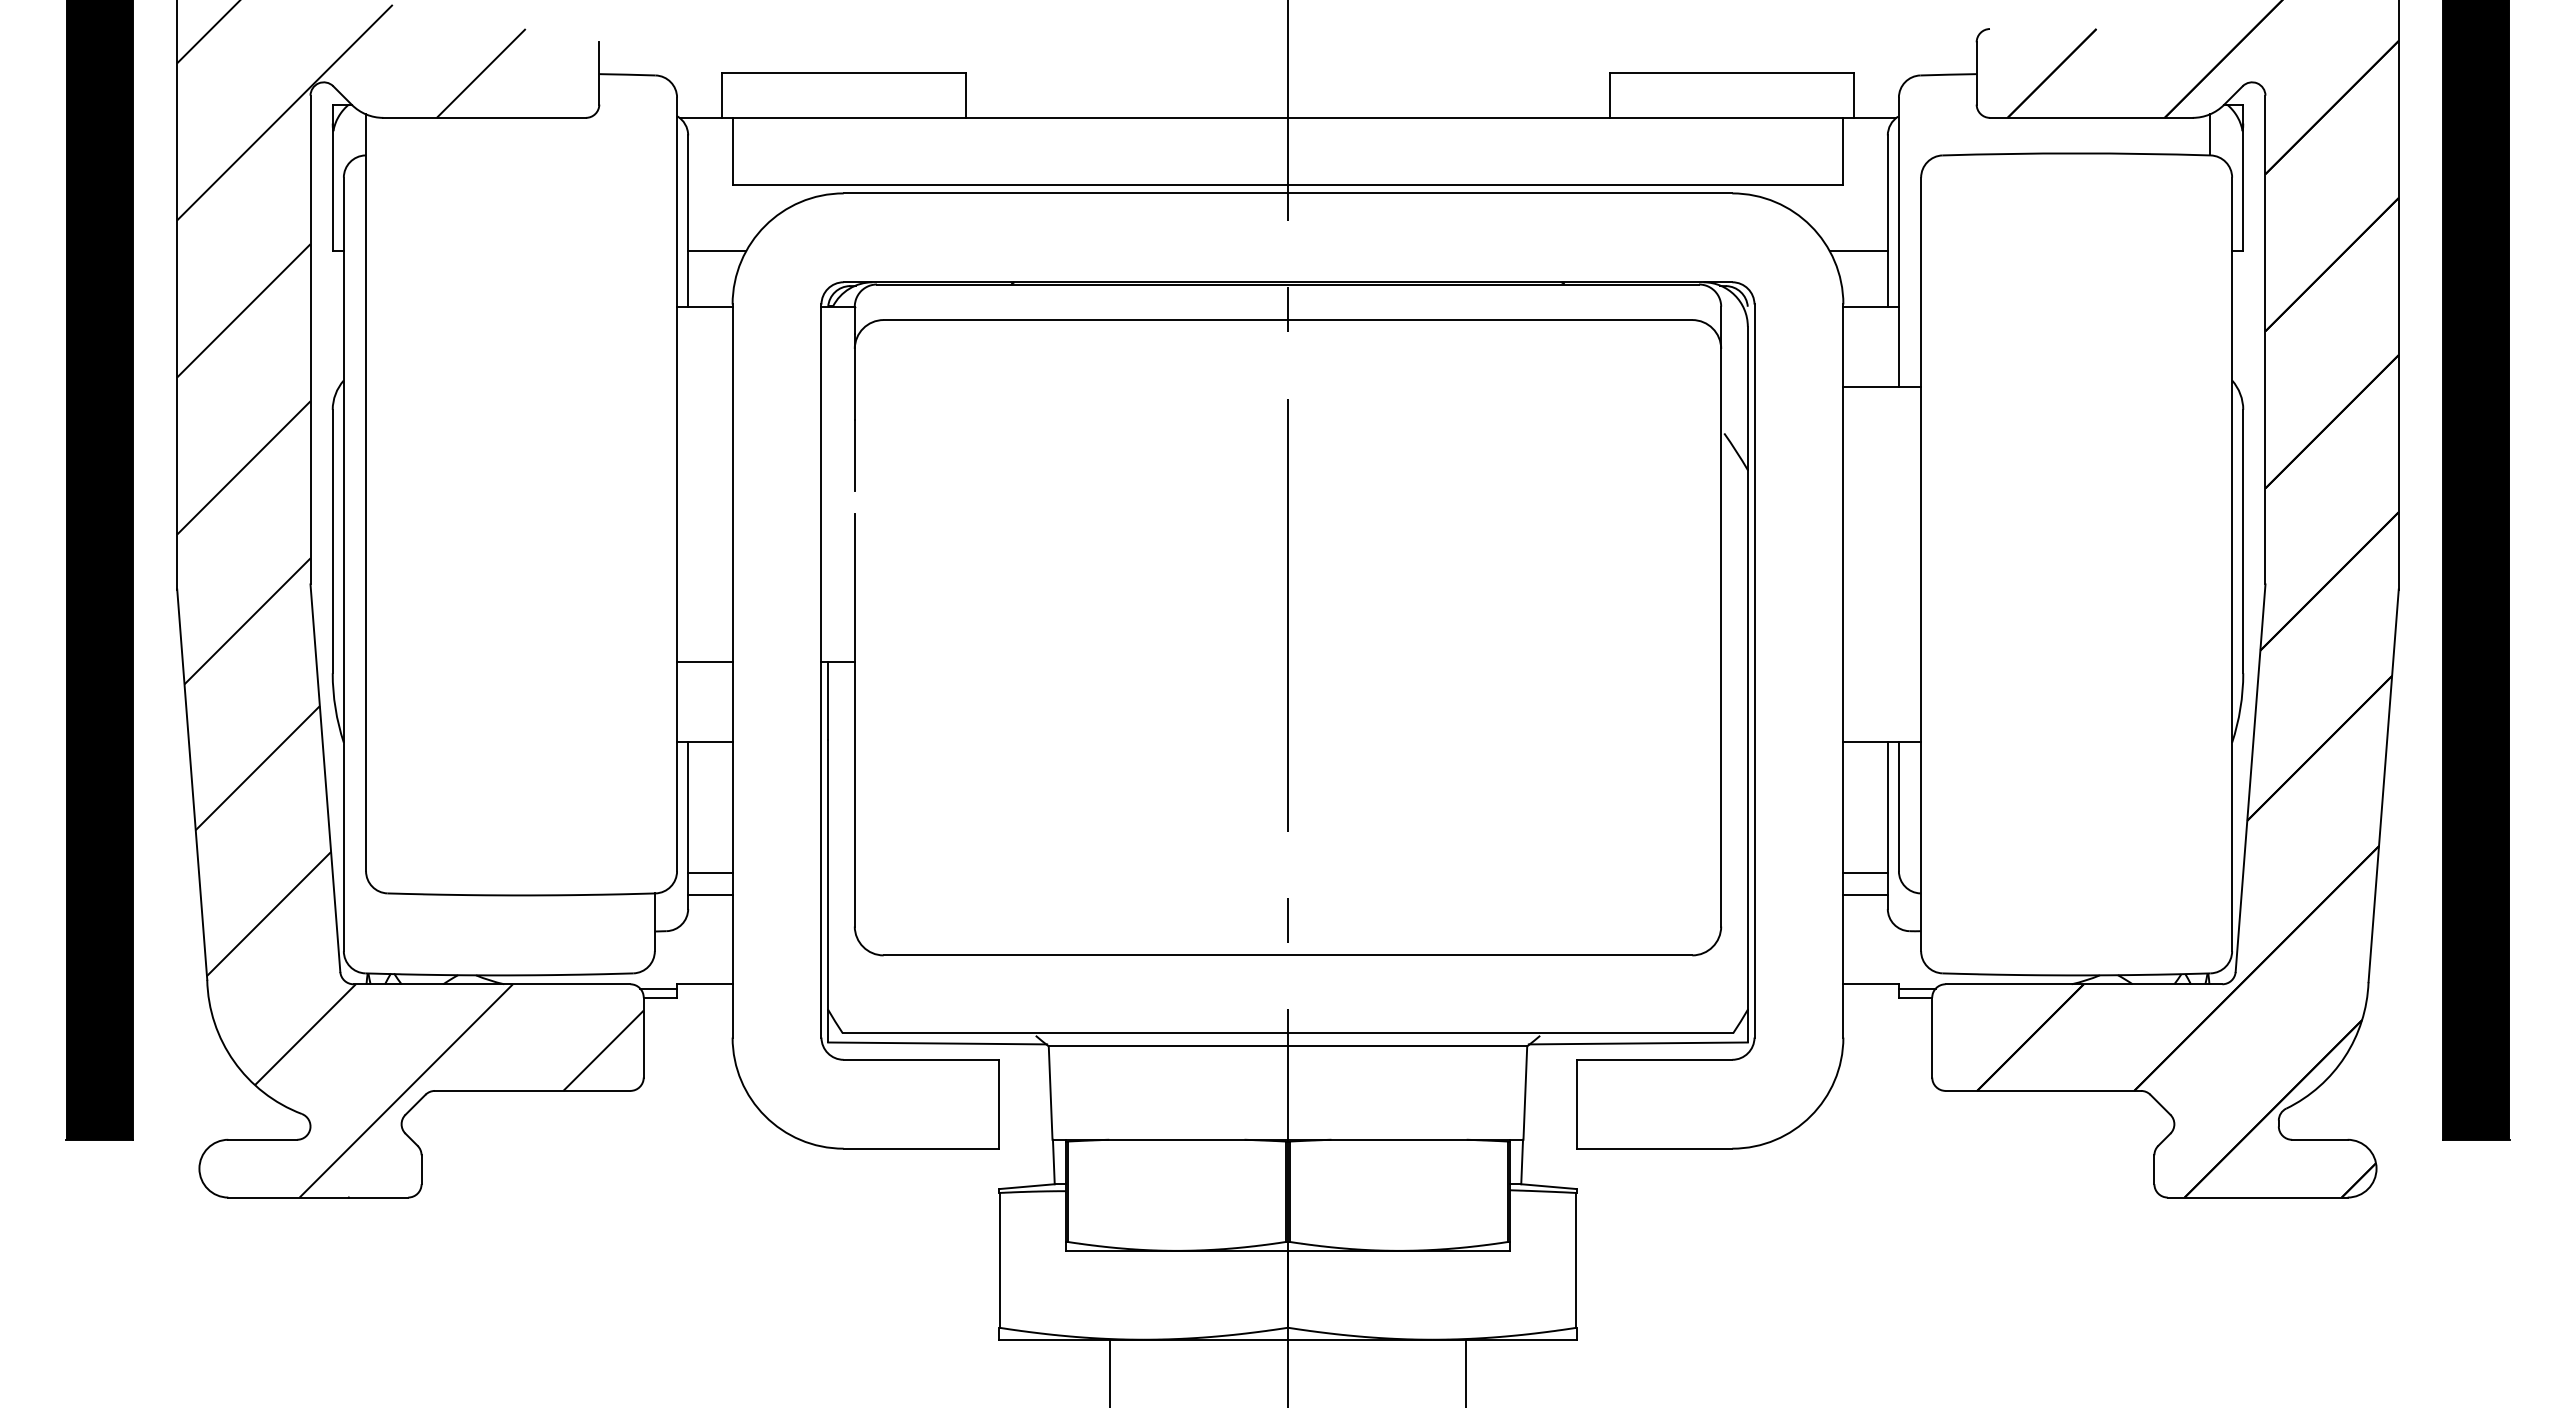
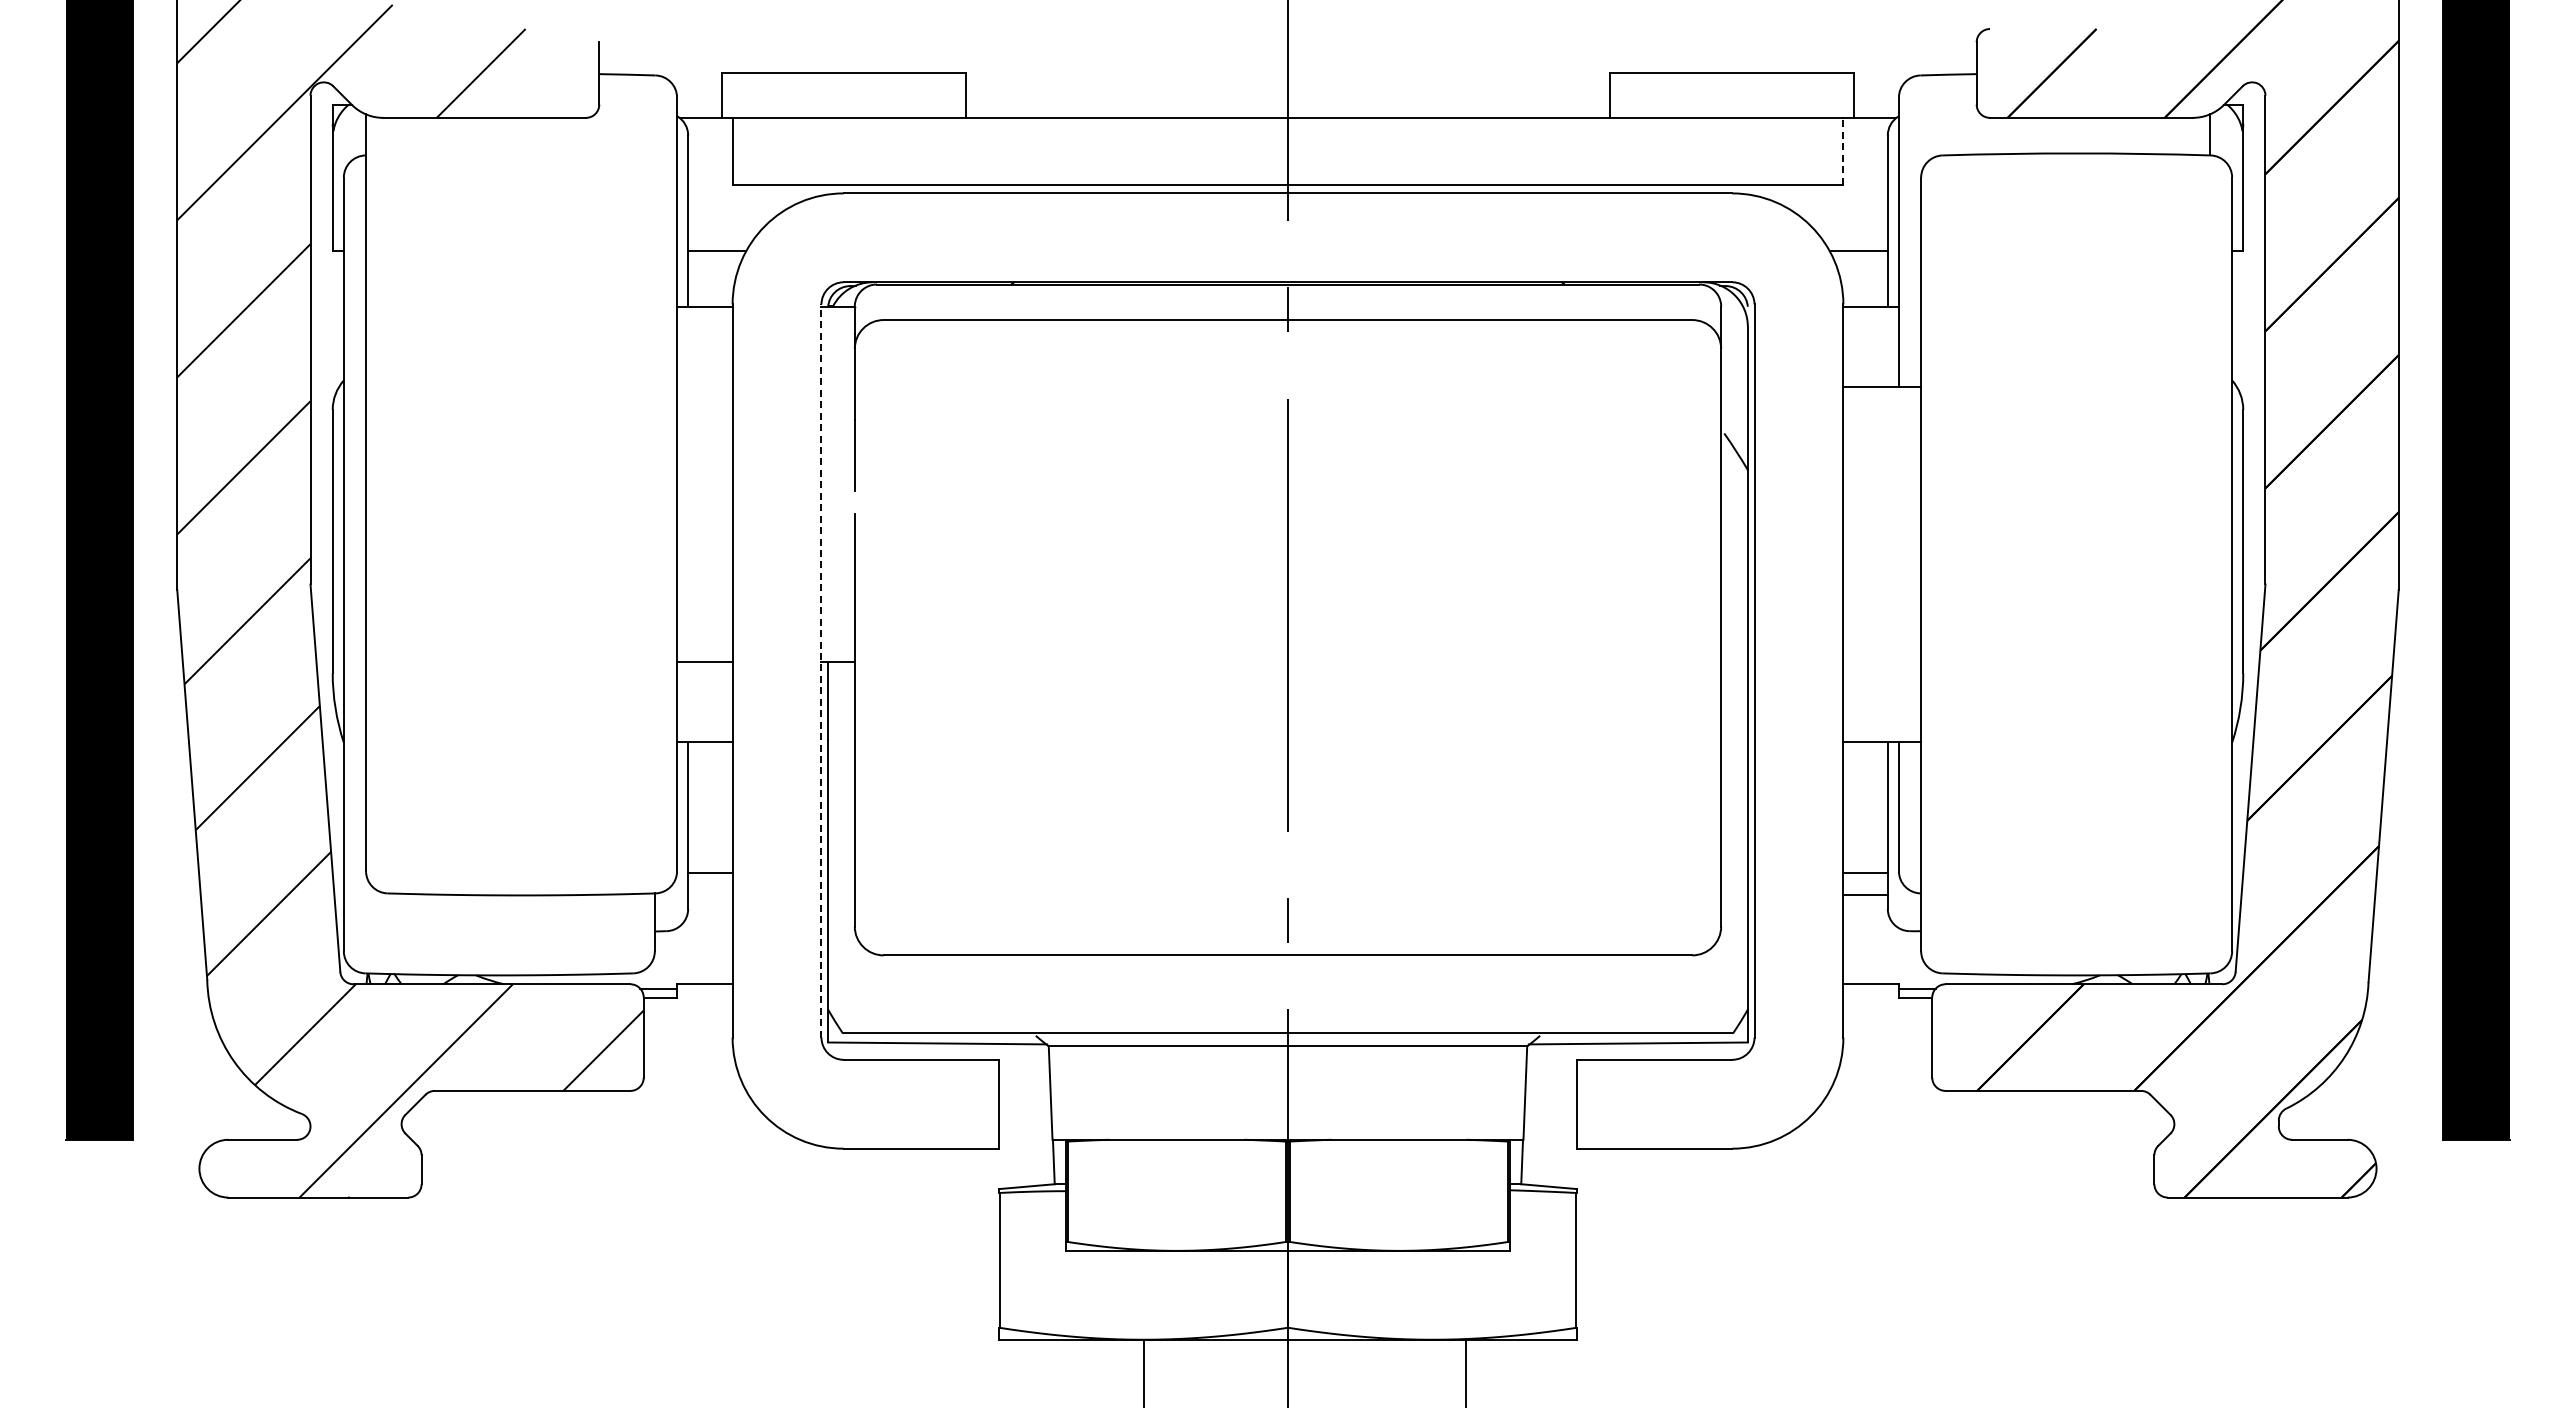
line: solid -> dashed (1843, 150)
line: solid -> dashed (821, 671)
line: present -> none (710, 895)
line position: (1110, 1371) -> (1144, 1371) (1144, 1371)
